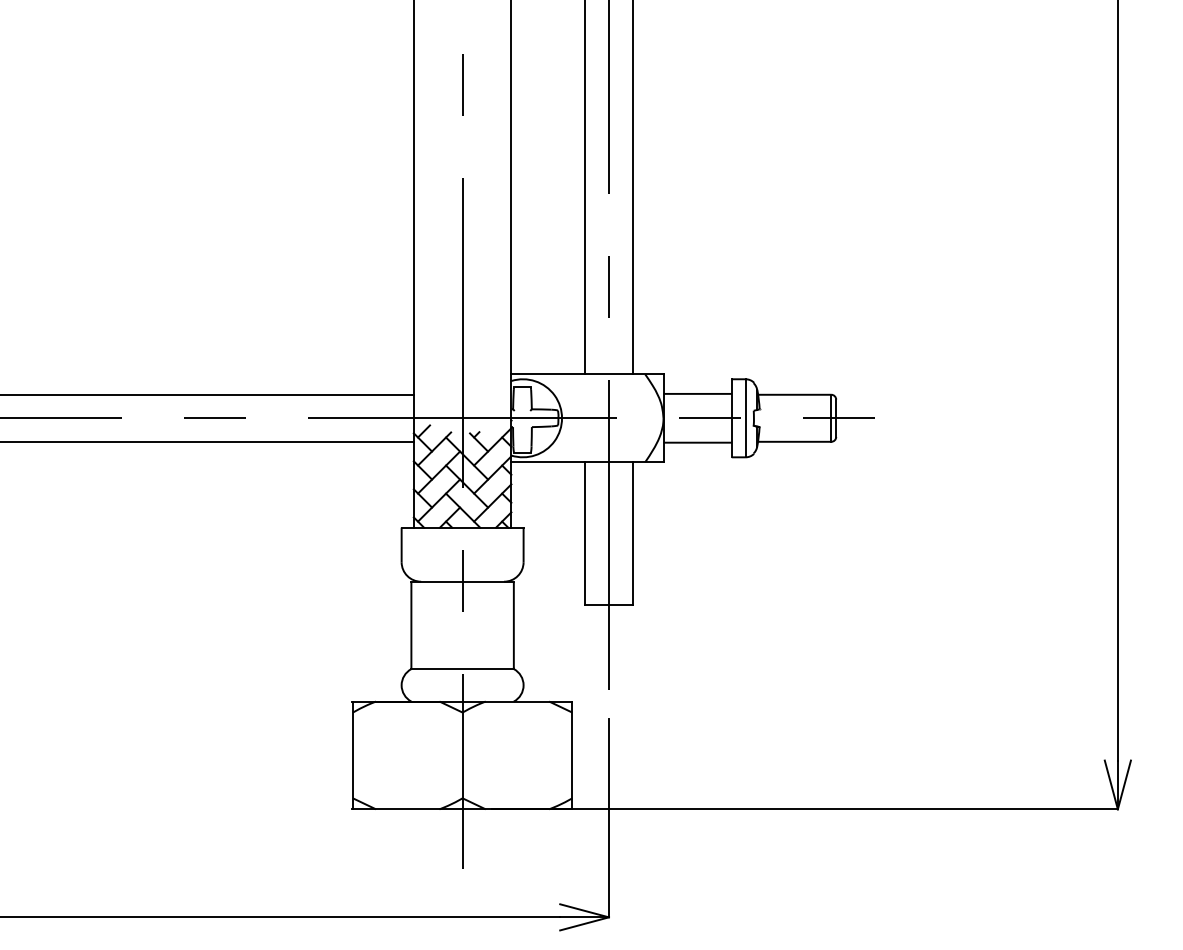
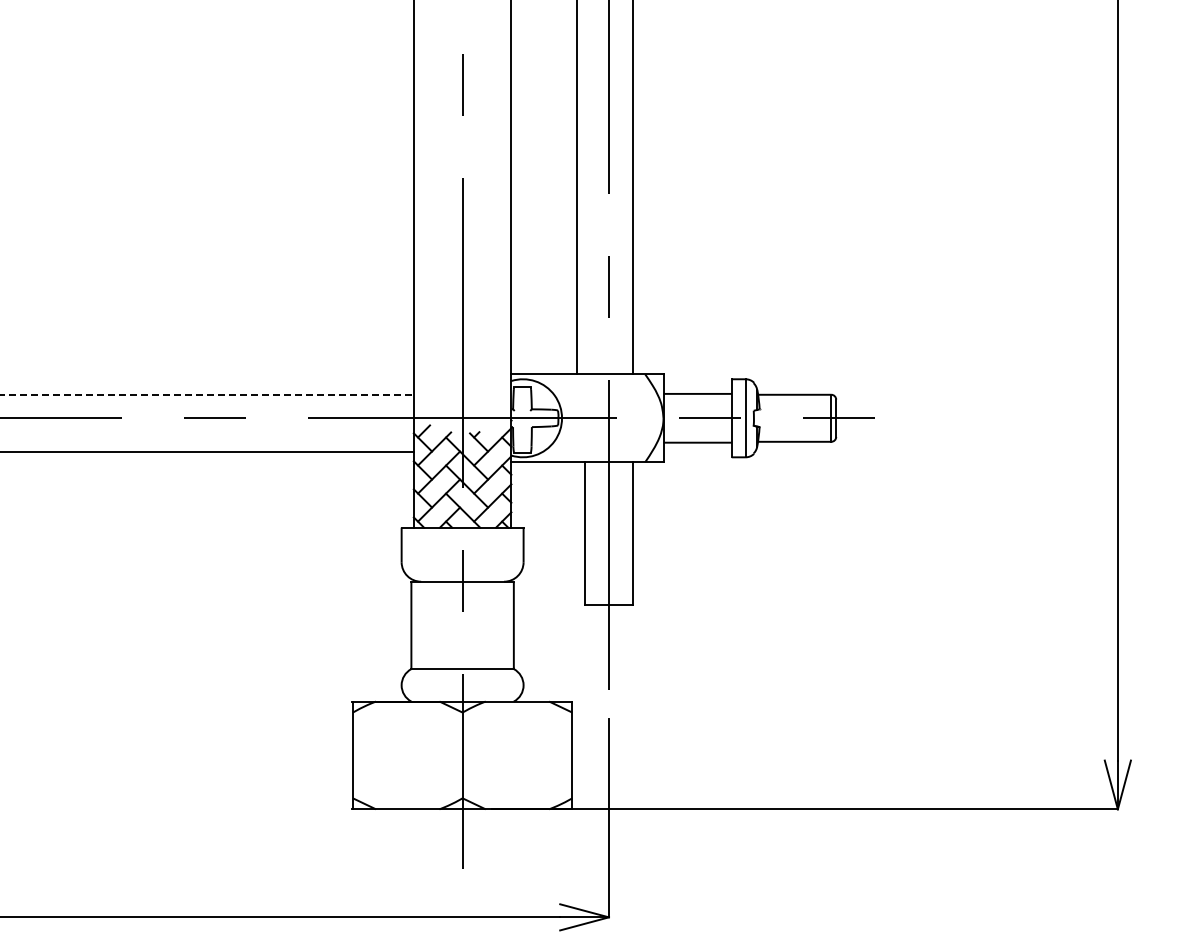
line position: (584, 188) -> (576, 188) (576, 188)
line: solid -> dashed (207, 394)
line position: (207, 441) -> (207, 451) (207, 451)
